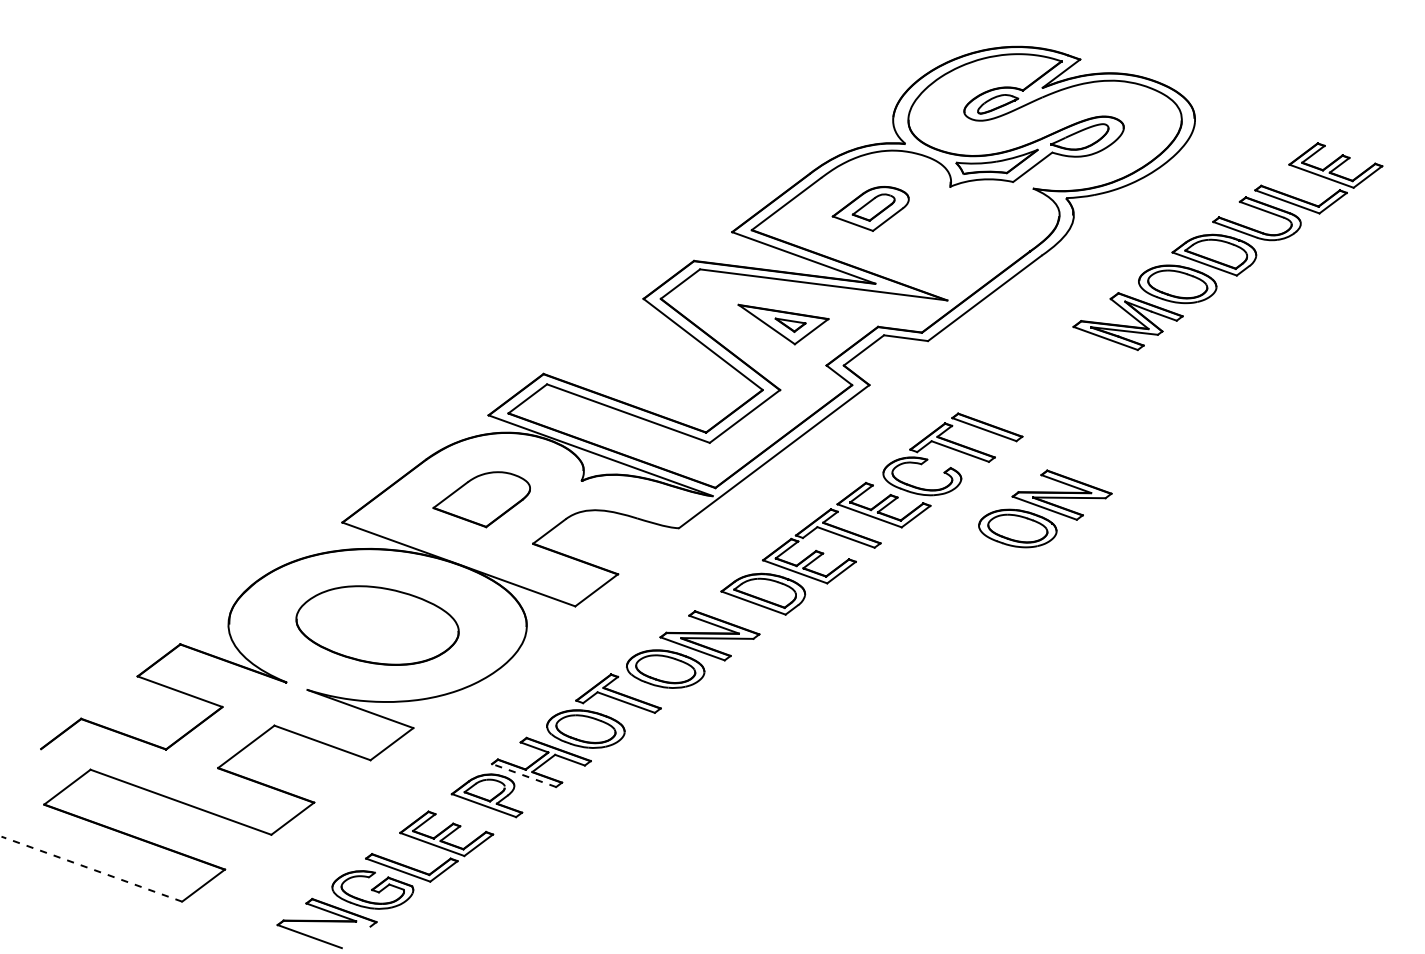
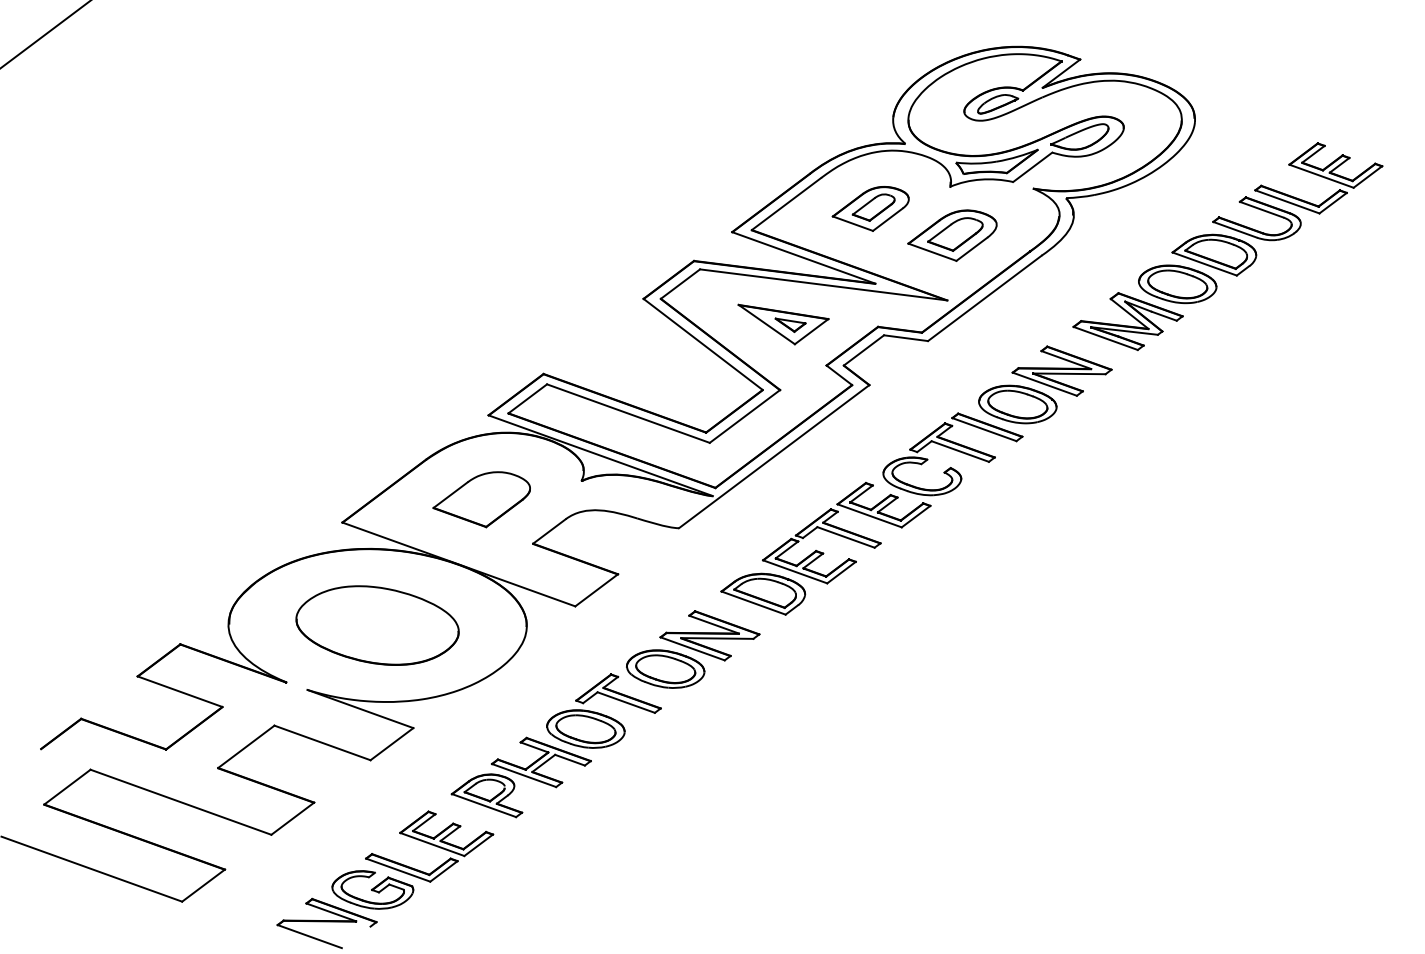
line: none -> present (45, 34)
part: none -> present (952, 235)
part position: (1045, 508) -> (1045, 384) (1045, 384)
line: dashed -> solid (523, 775)
line: dashed -> solid (91, 869)
